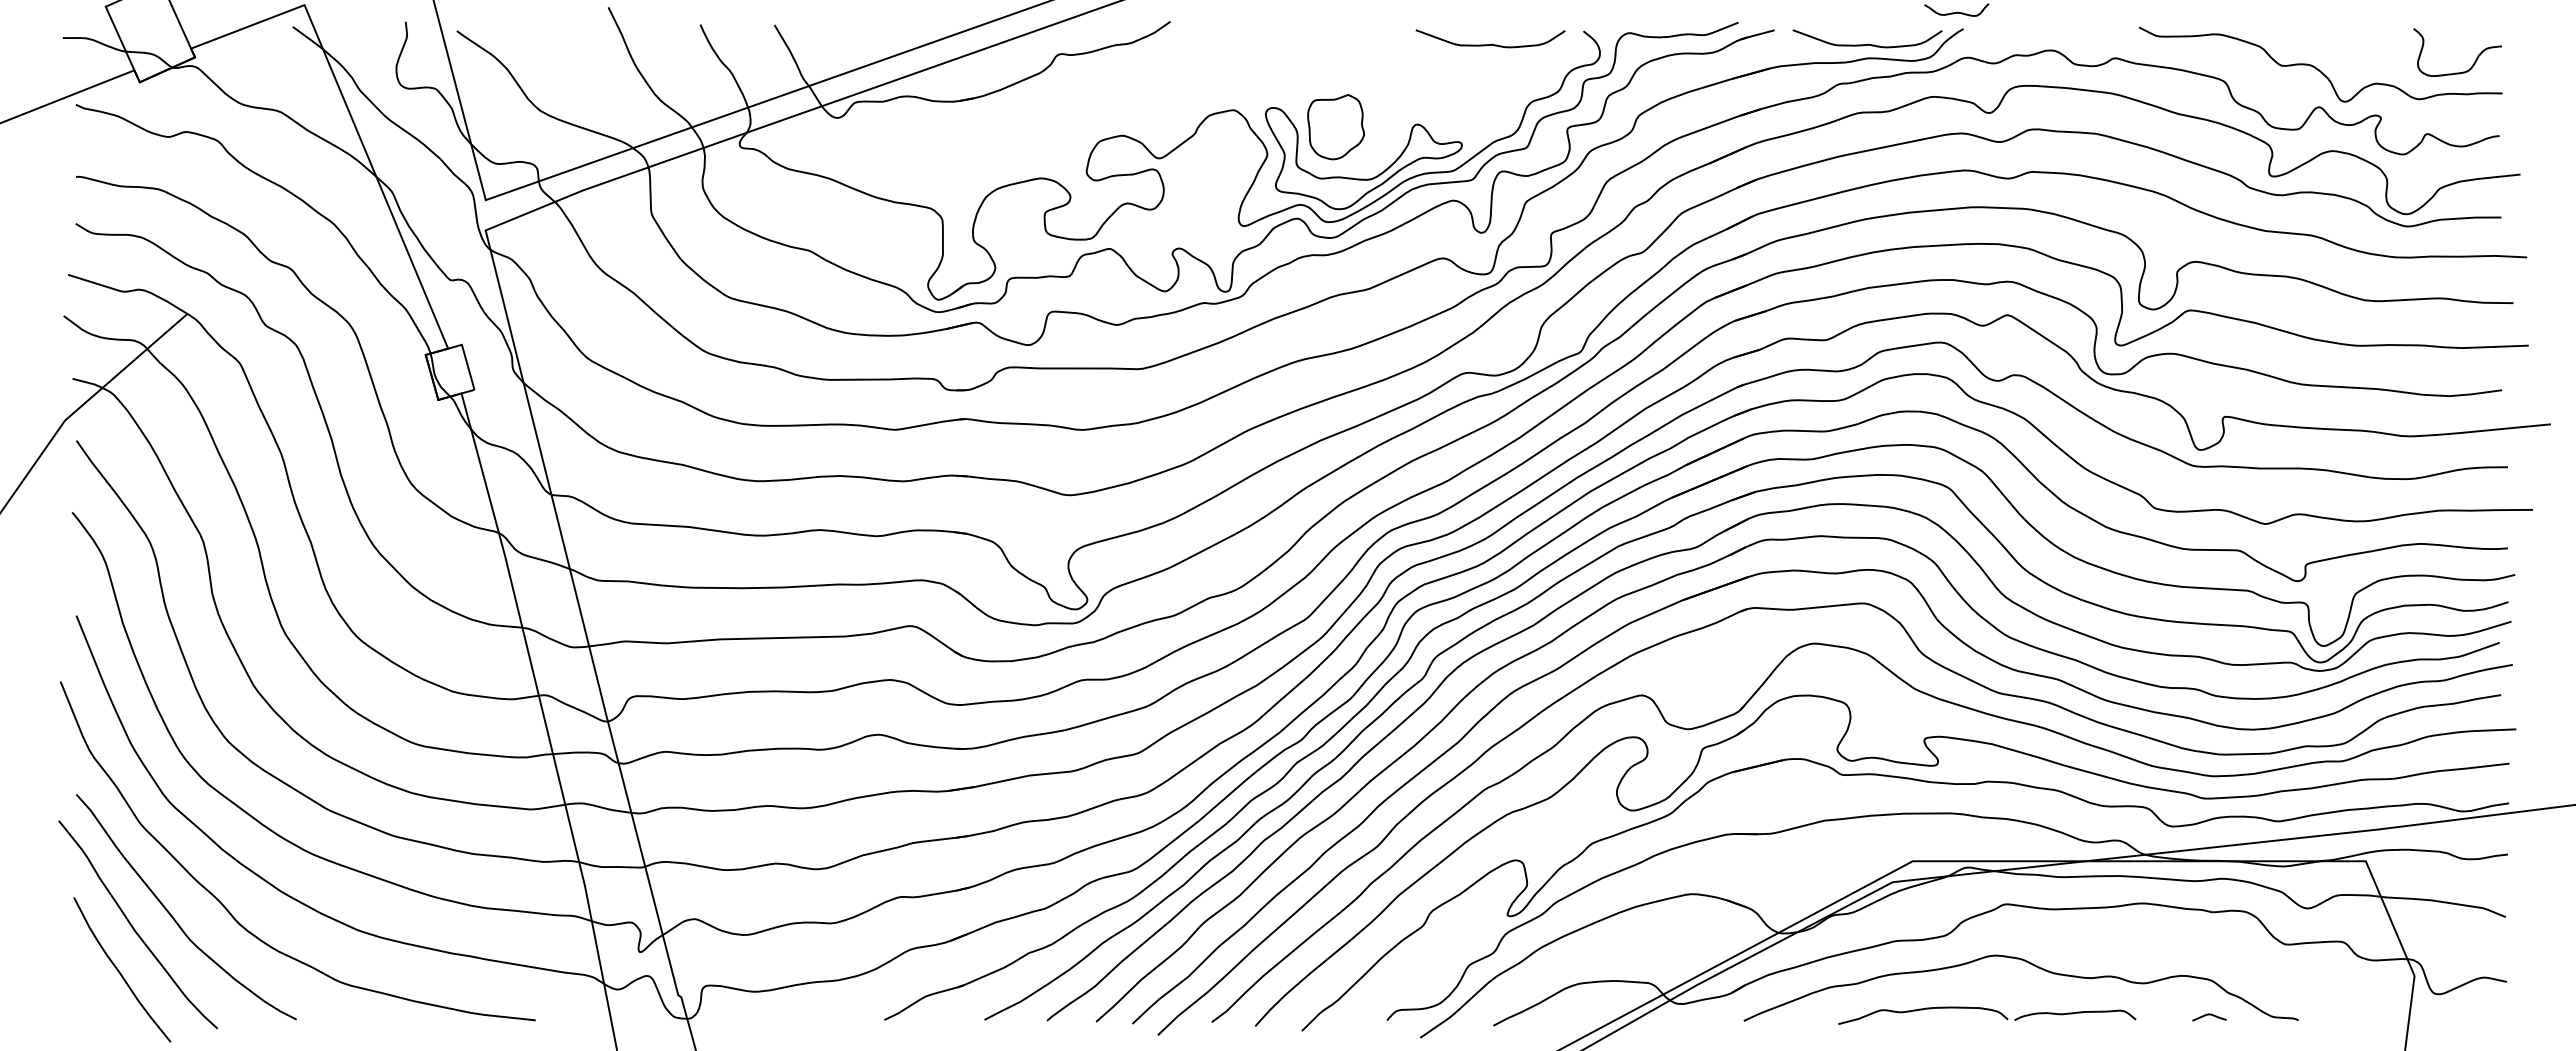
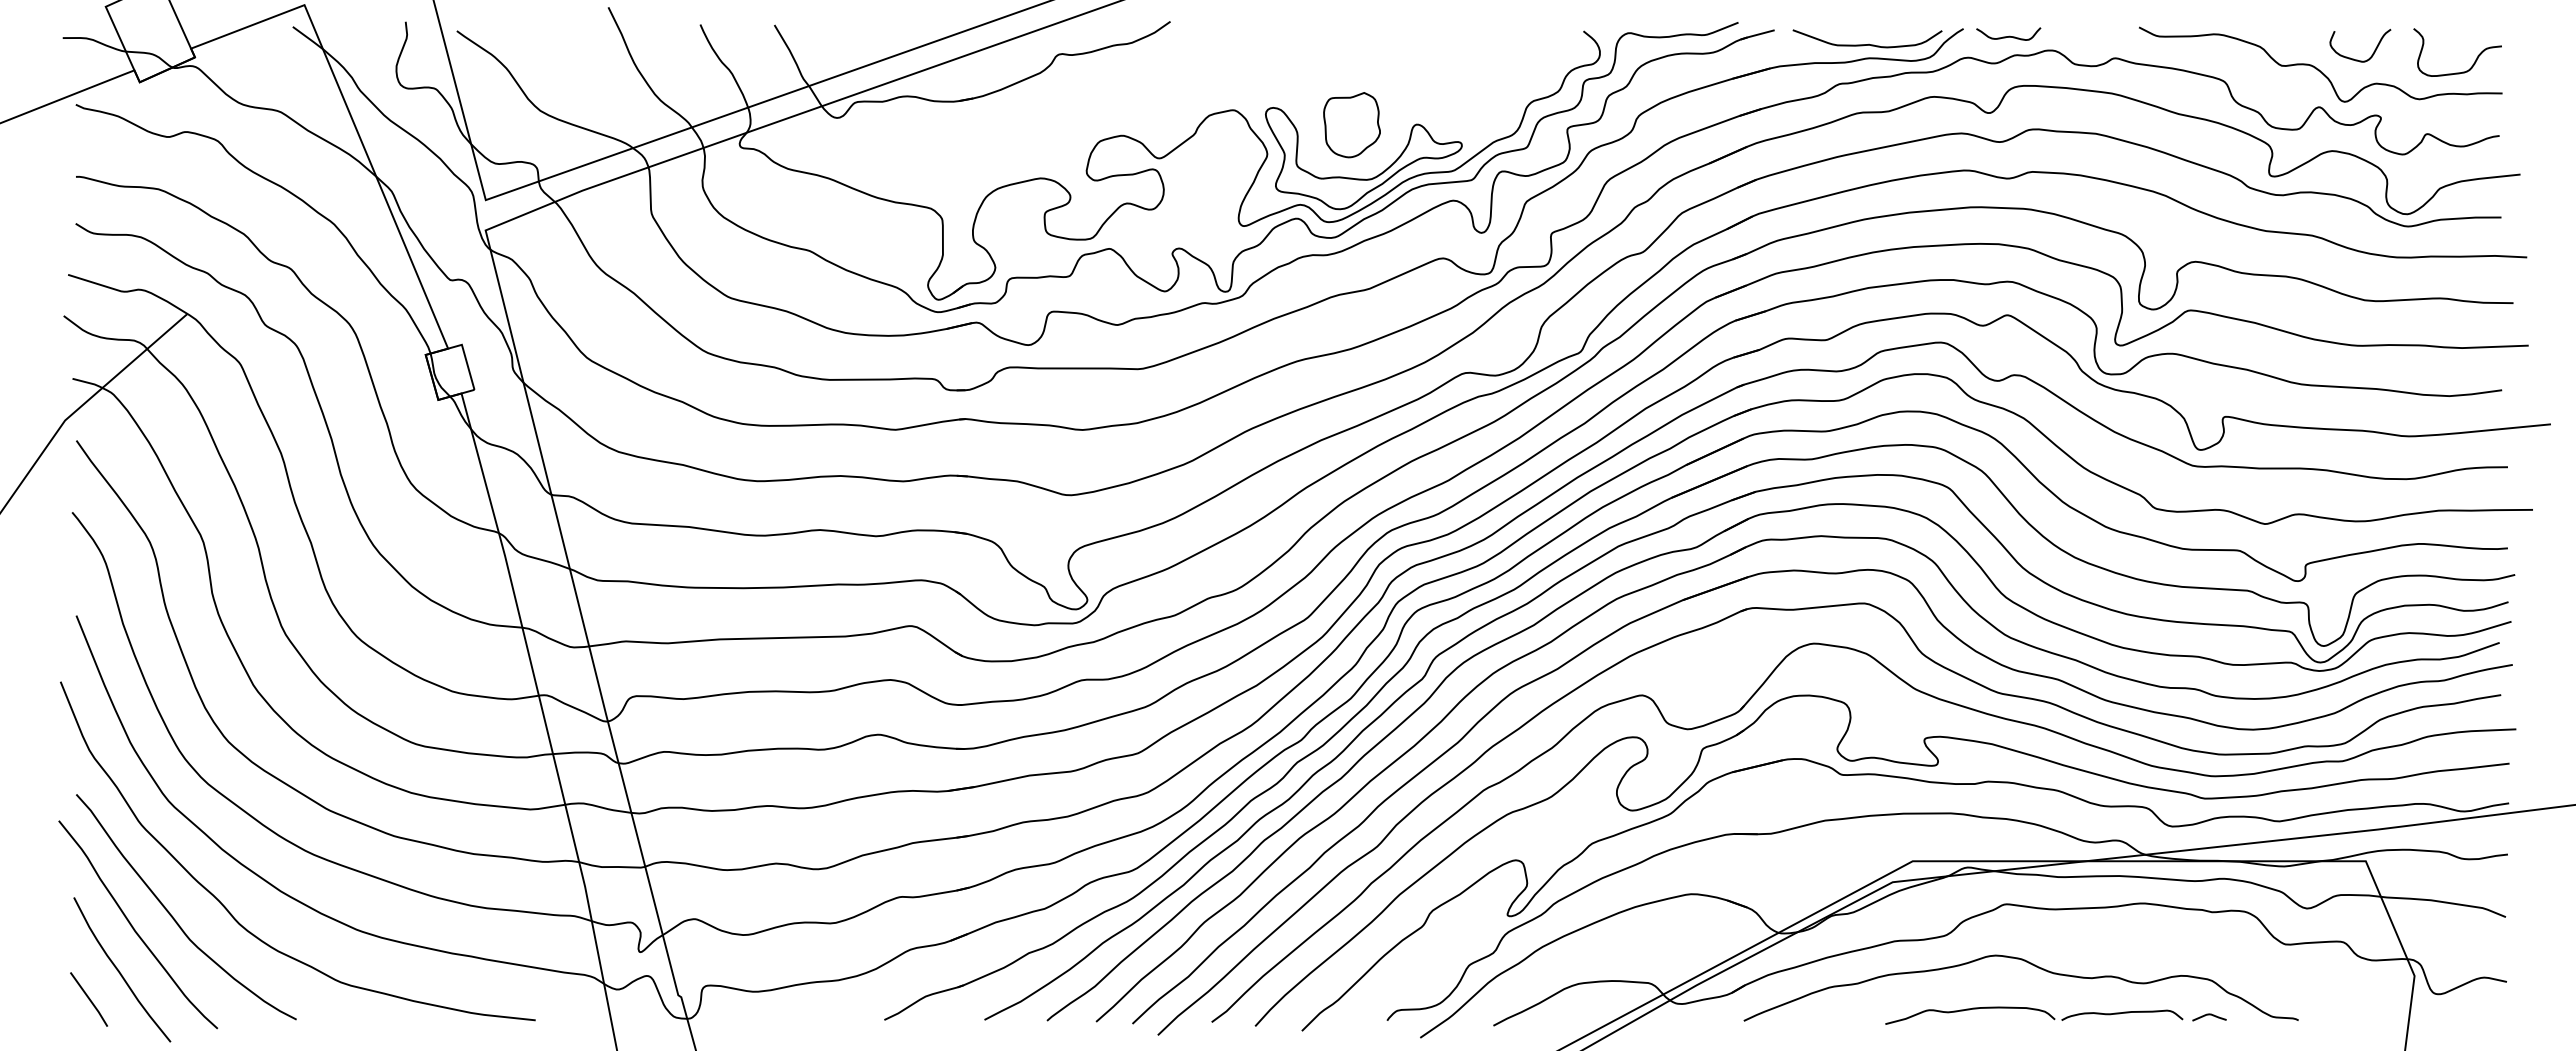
curve position: (1957, 11) -> (2009, 35) (2009, 35)
curve: present -> none (1490, 44)
curve: none -> present (2373, 51)
part position: (1335, 127) -> (1351, 125) (1351, 125)
line: none -> present (88, 999)
part position: (1987, 1015) -> (2034, 1015) (2034, 1015)
